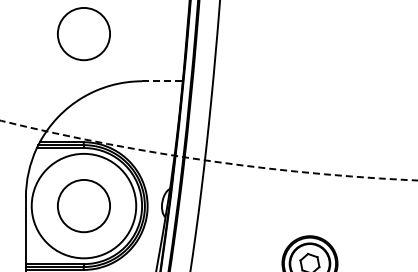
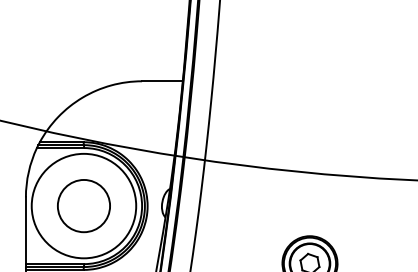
circle: present -> none (83, 34)
line: dashed -> solid (161, 81)
circle: dashed -> solid (208, 150)
